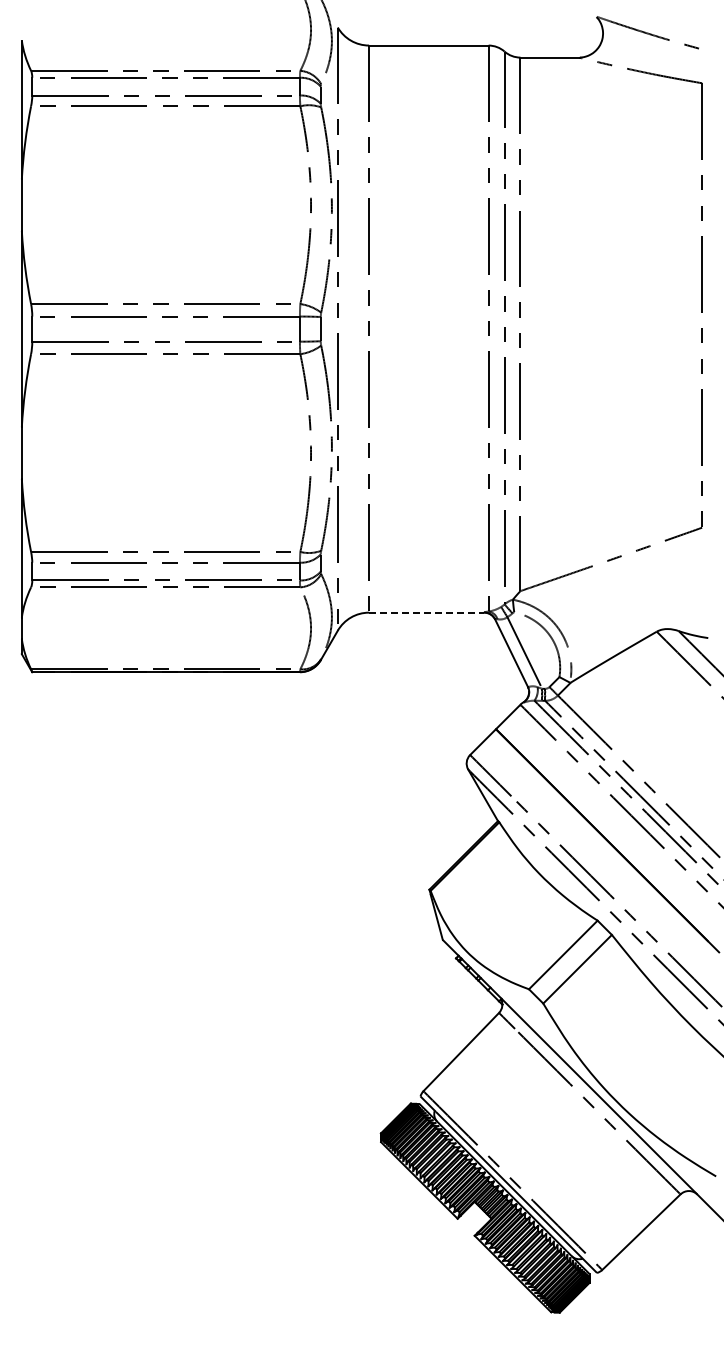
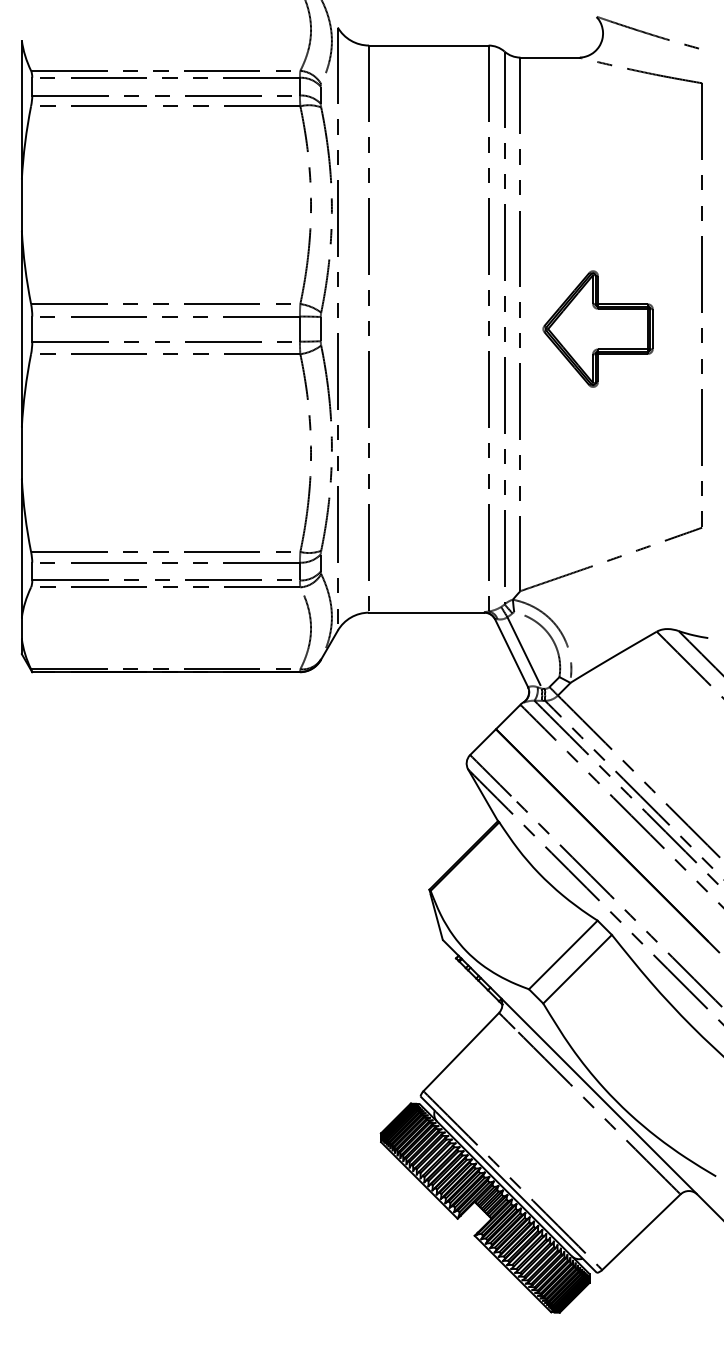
part: none -> present (597, 328)
line: dashed -> solid (426, 612)
